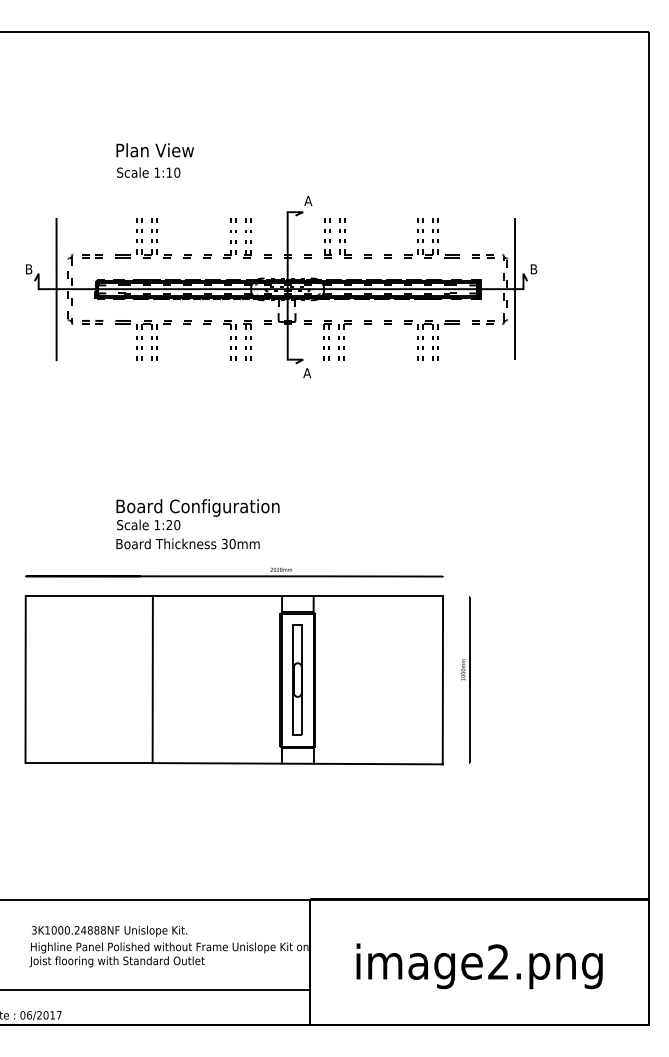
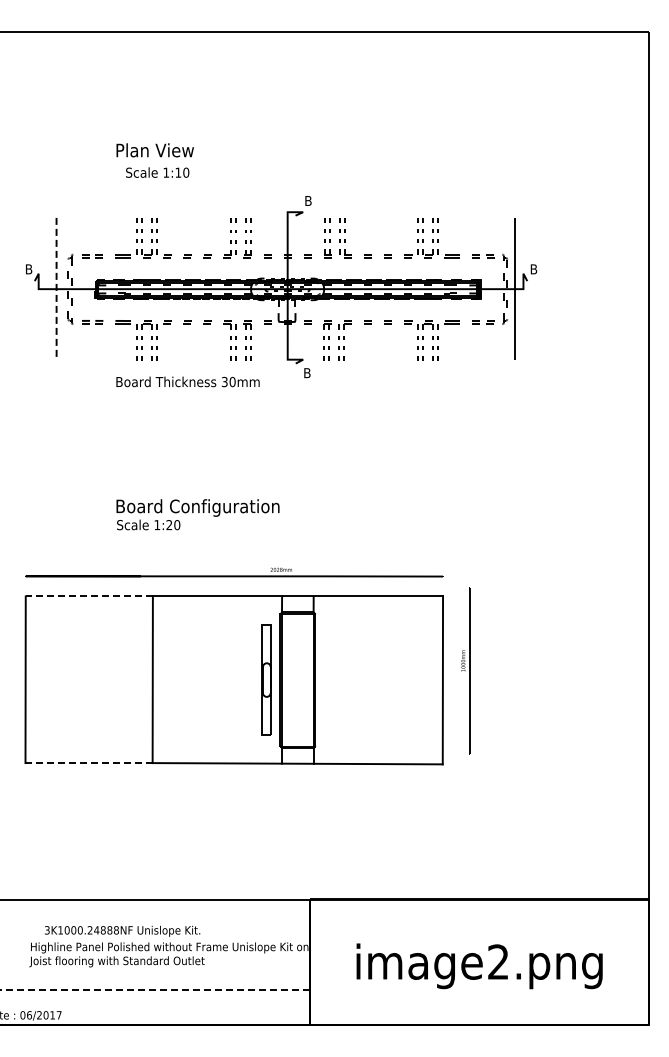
text position: (148, 172) -> (157, 172) (157, 172)
text: A -> B (308, 200)
line: solid -> dashed (56, 289)
text: A -> B (307, 373)
text position: (187, 543) -> (187, 381) (187, 381)
line: solid -> dashed (89, 596)
part position: (297, 679) -> (266, 679) (266, 679)
part position: (465, 679) -> (465, 670) (465, 670)
line: solid -> dashed (89, 763)
text position: (109, 930) -> (122, 930) (122, 930)
line: solid -> dashed (155, 989)
